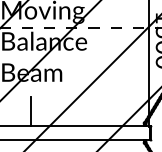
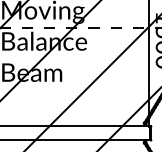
line: present -> none (31, 111)
